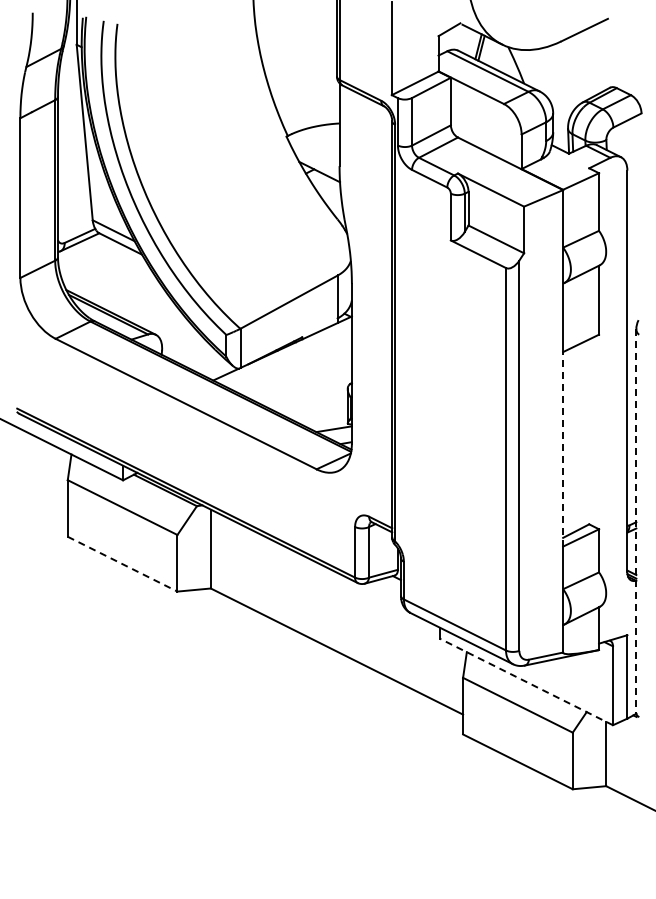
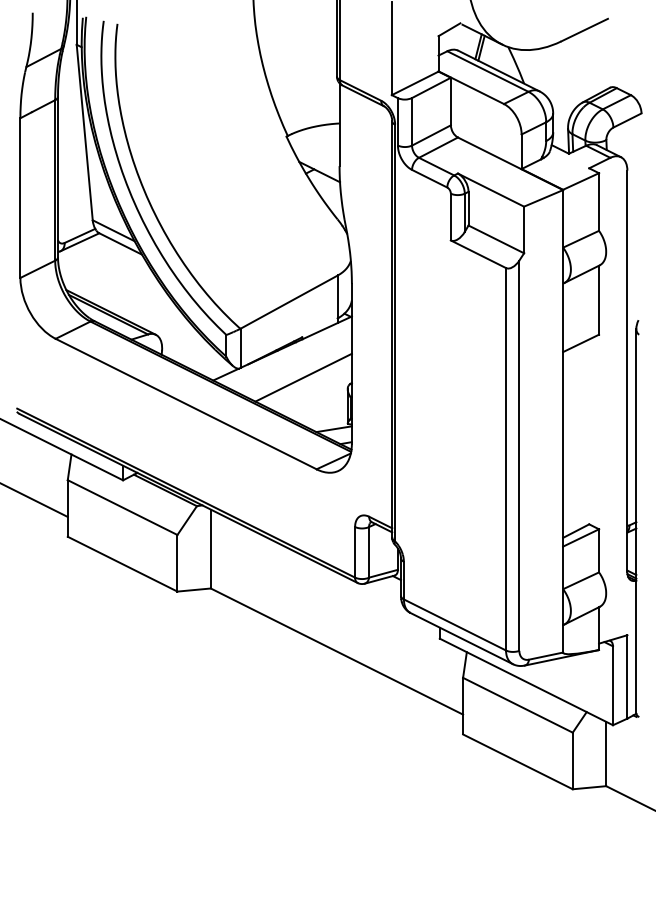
line: none -> present (303, 377)
line: dashed -> solid (563, 448)
line: none -> present (34, 500)
line: dashed -> solid (636, 521)
line: dashed -> solid (123, 564)
line: dashed -> solid (526, 681)
